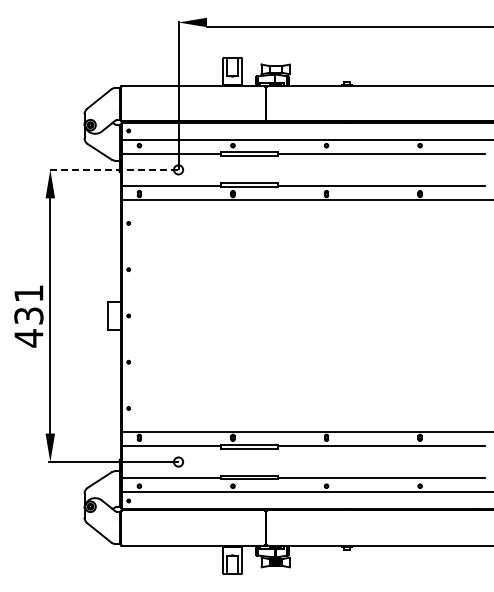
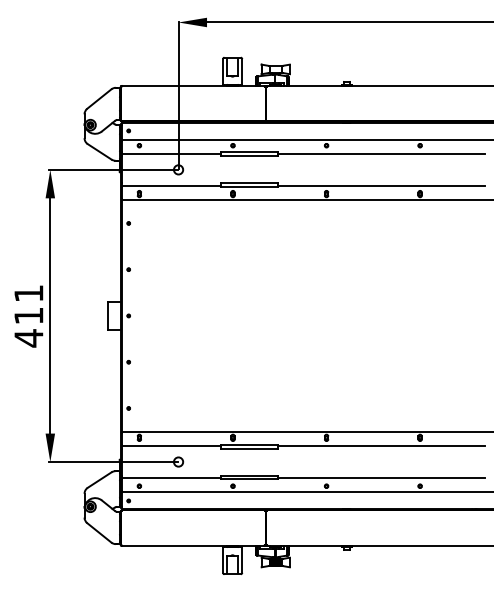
line position: (348, 27) -> (348, 22) (348, 22)
line: dashed -> solid (113, 169)
text: 431 -> 411 (28, 315)
